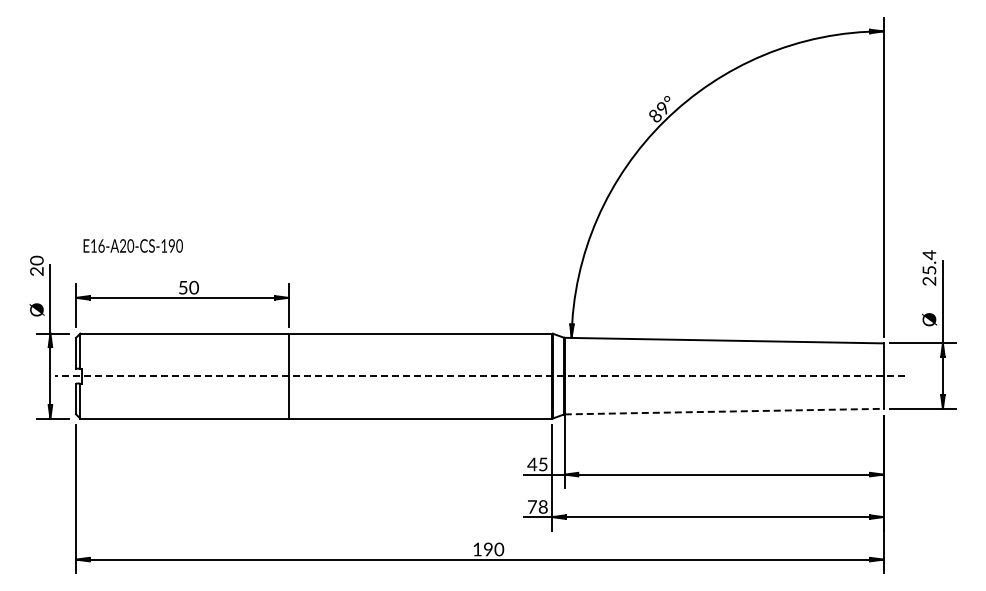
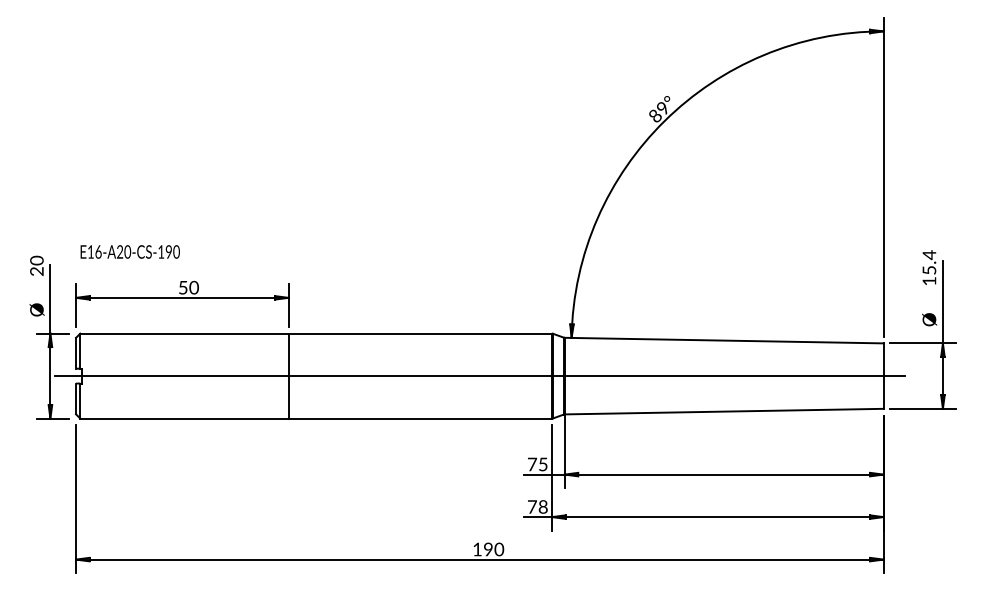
text position: (132, 245) -> (129, 251) (129, 251)
text: 25.4 -> 15.4 (929, 280)
line: dashed -> solid (479, 376)
line: dashed -> solid (724, 411)
text: 45 -> 75 (532, 464)
